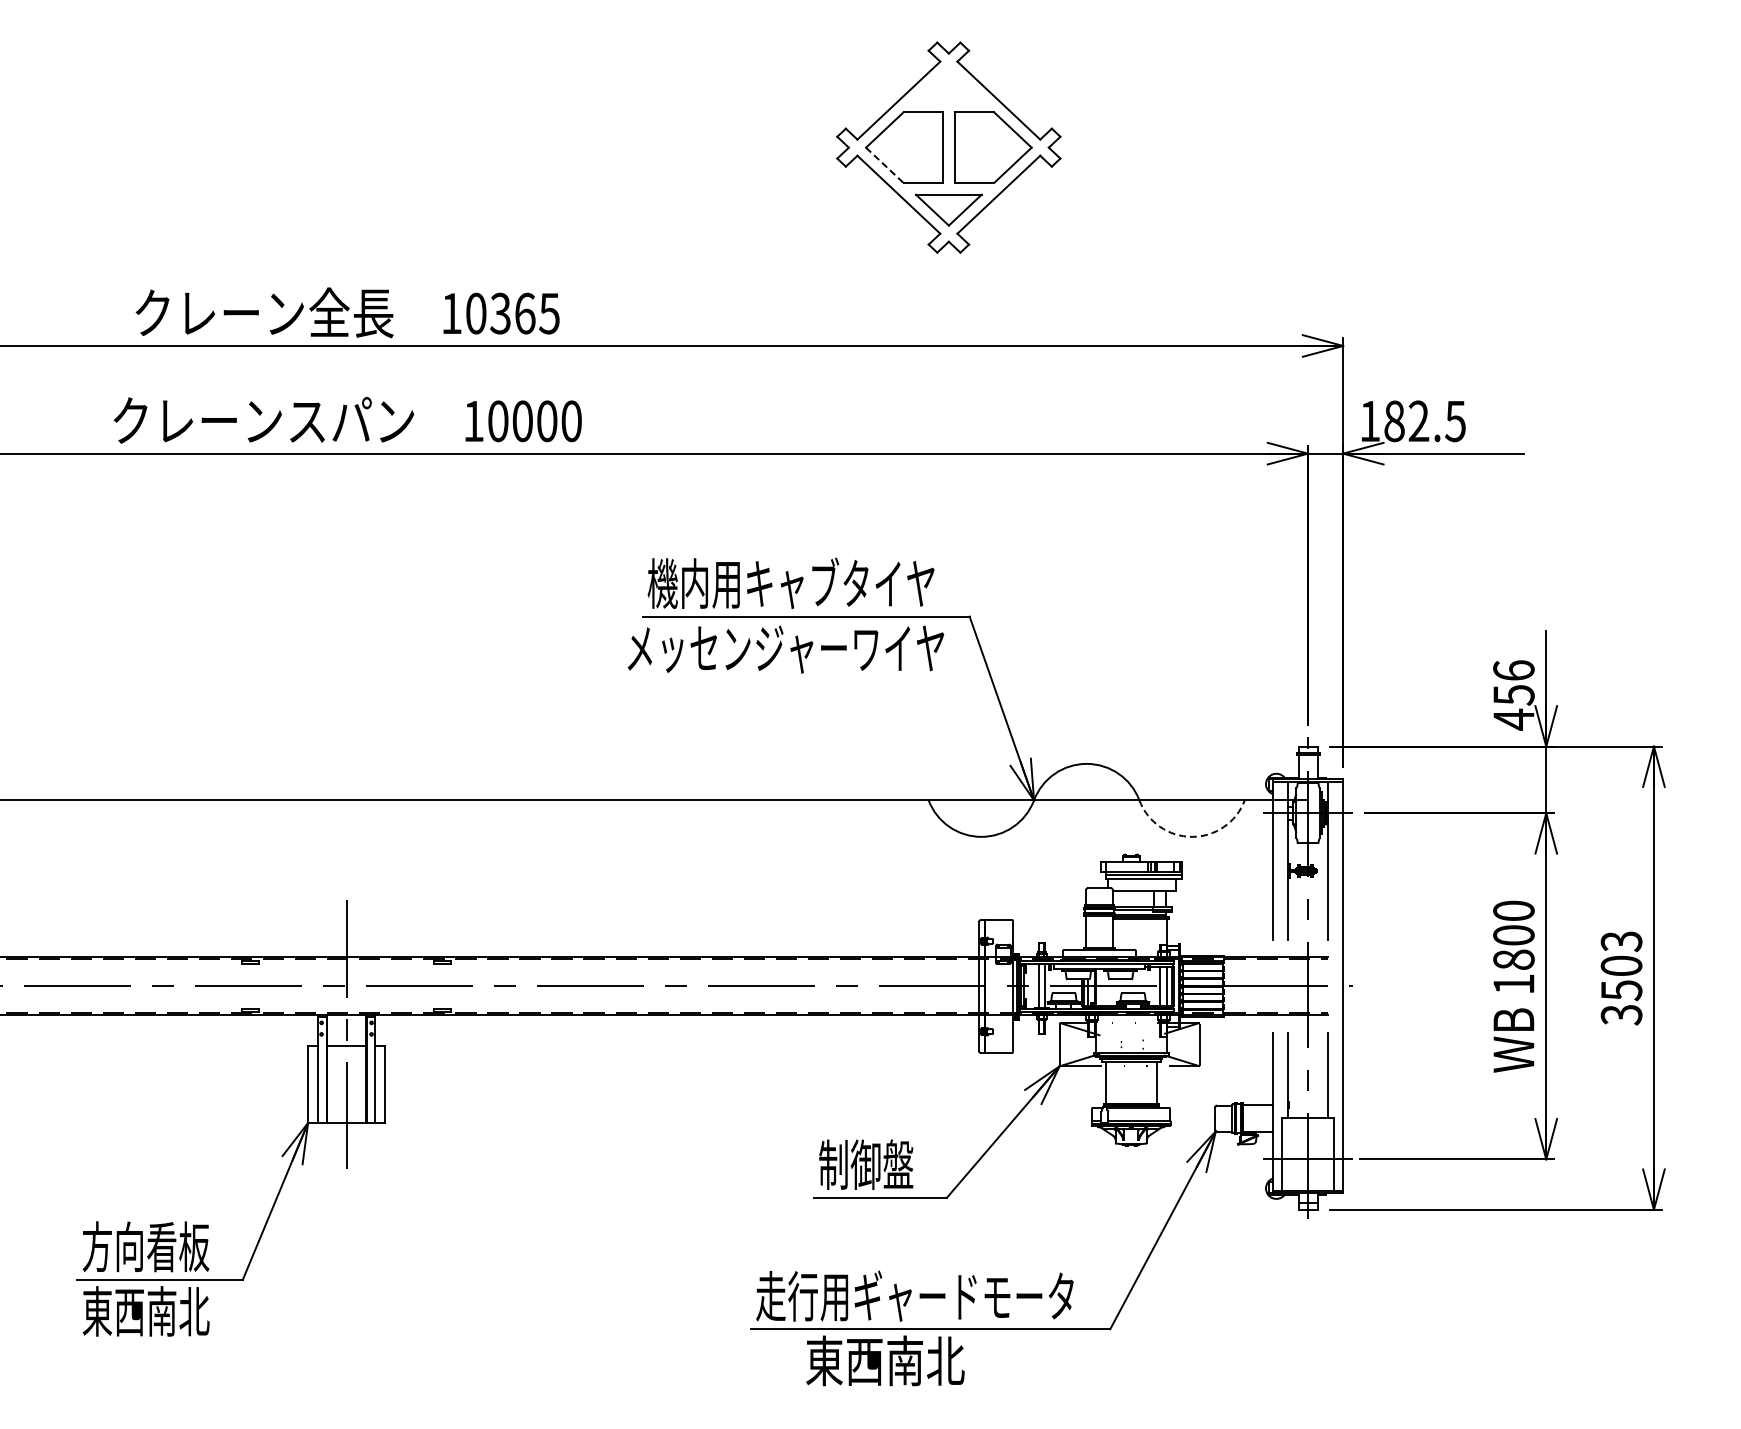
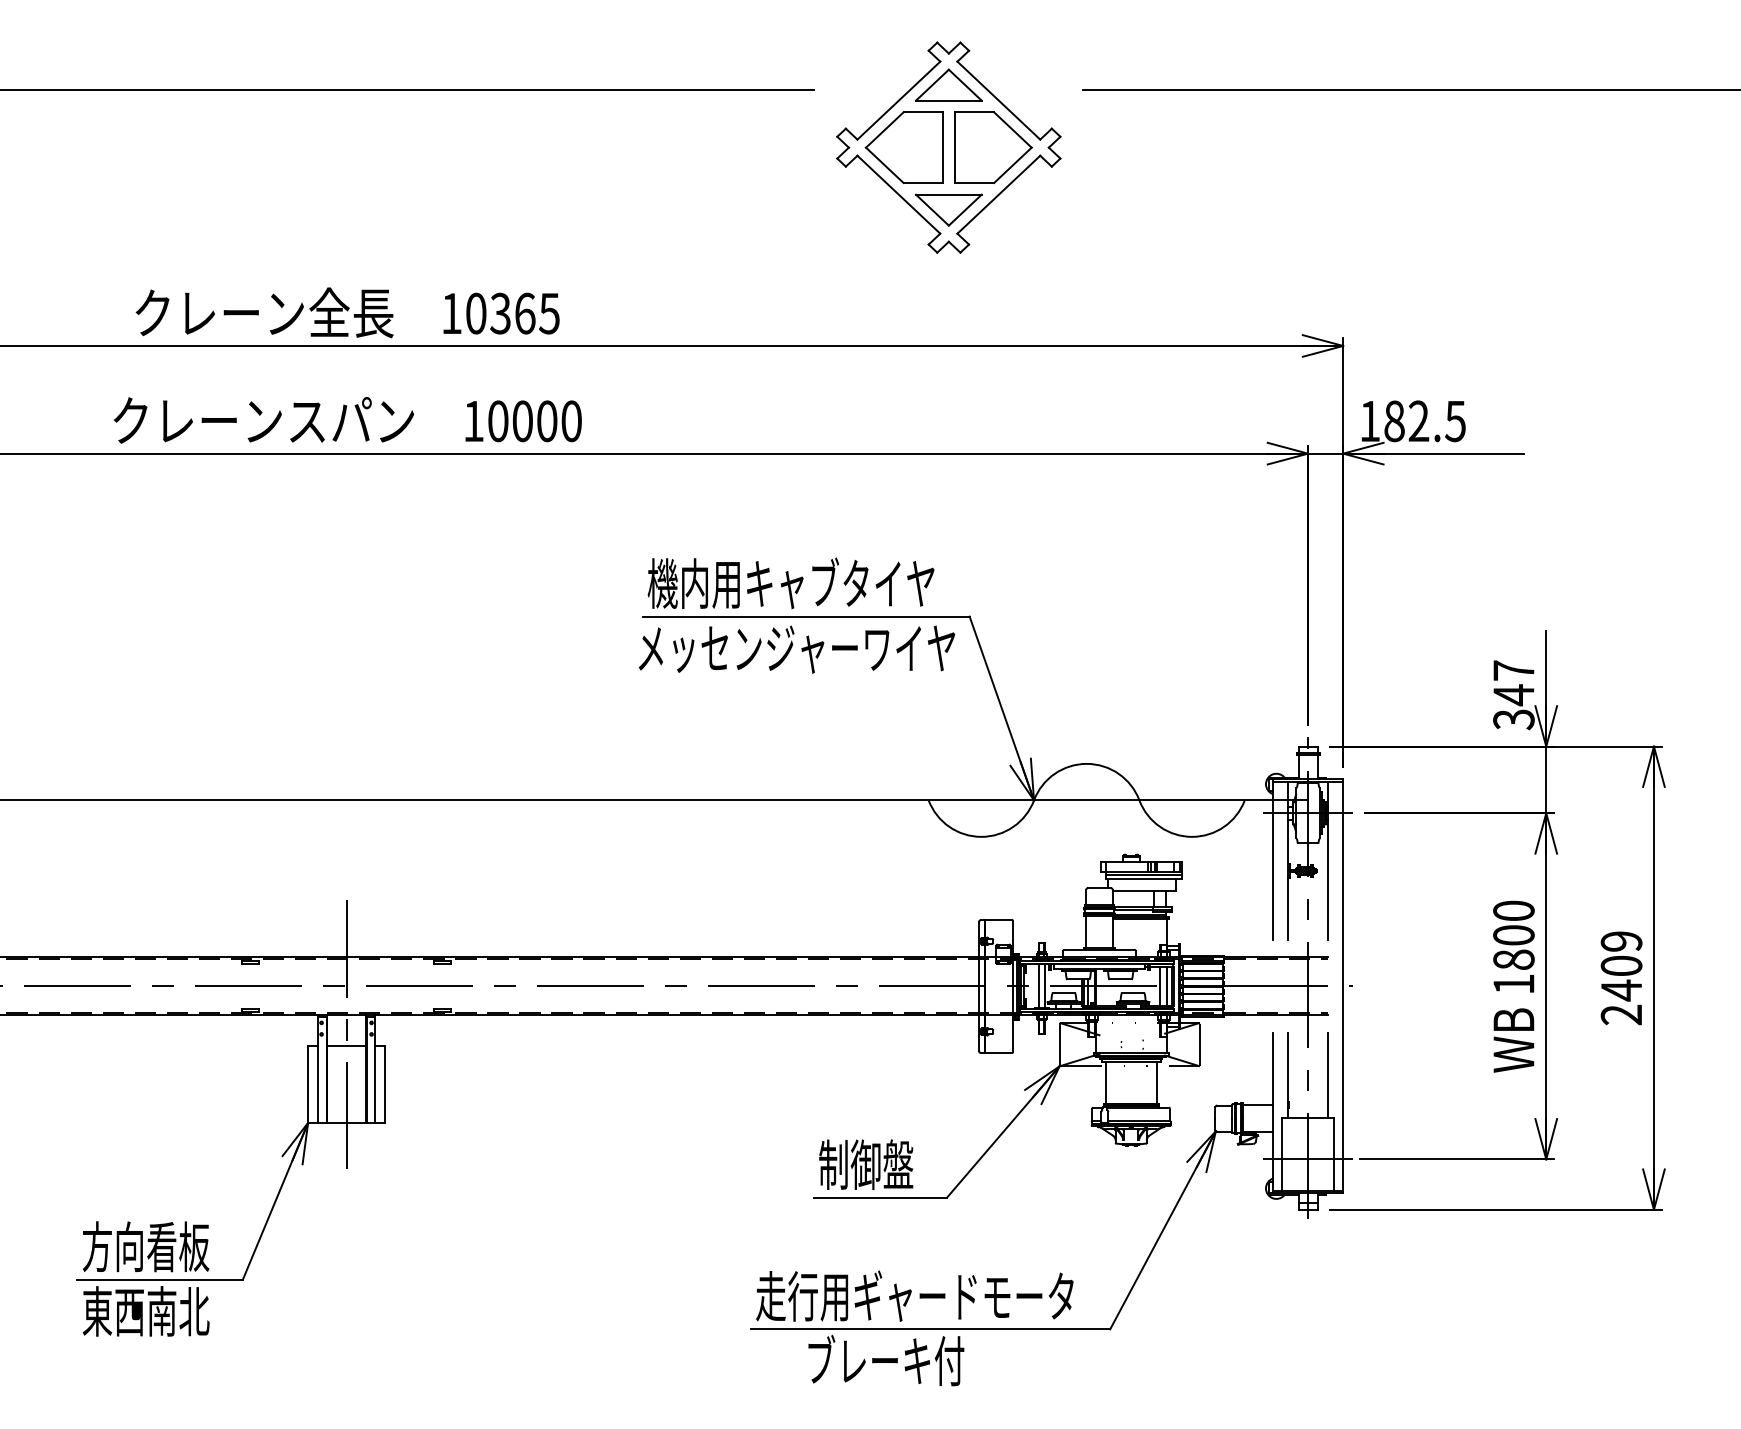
part: none -> present (948, 84)
line: none -> present (408, 90)
line: none -> present (1410, 90)
line: dashed -> solid (884, 165)
text position: (785, 649) -> (796, 649) (796, 649)
text: 456 -> 347 (1513, 695)
arc: dashed -> solid (1192, 836)
text: 3503 -> 2409 (1621, 978)
text: 東西南北 -> ブレーキ付 (885, 1360)
